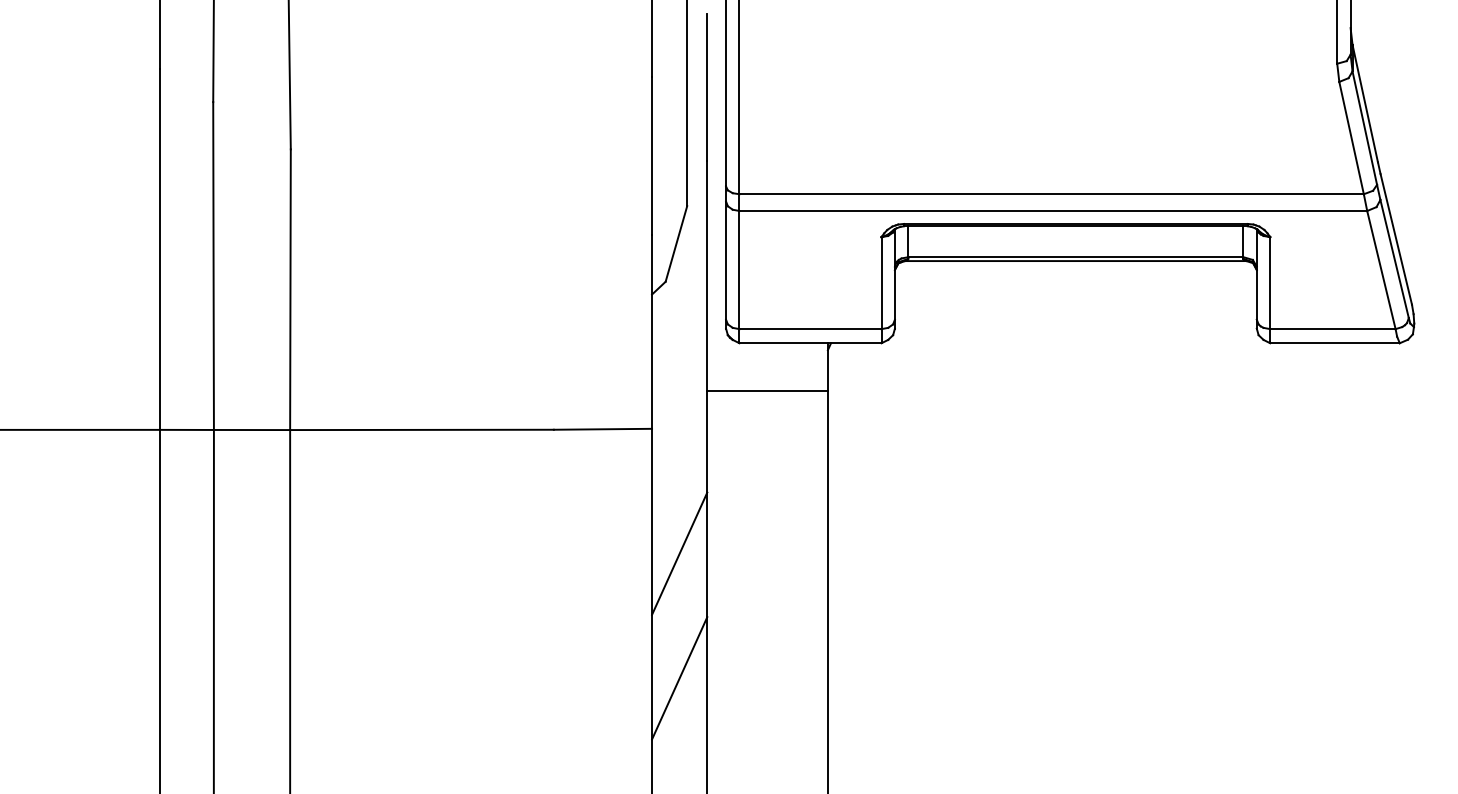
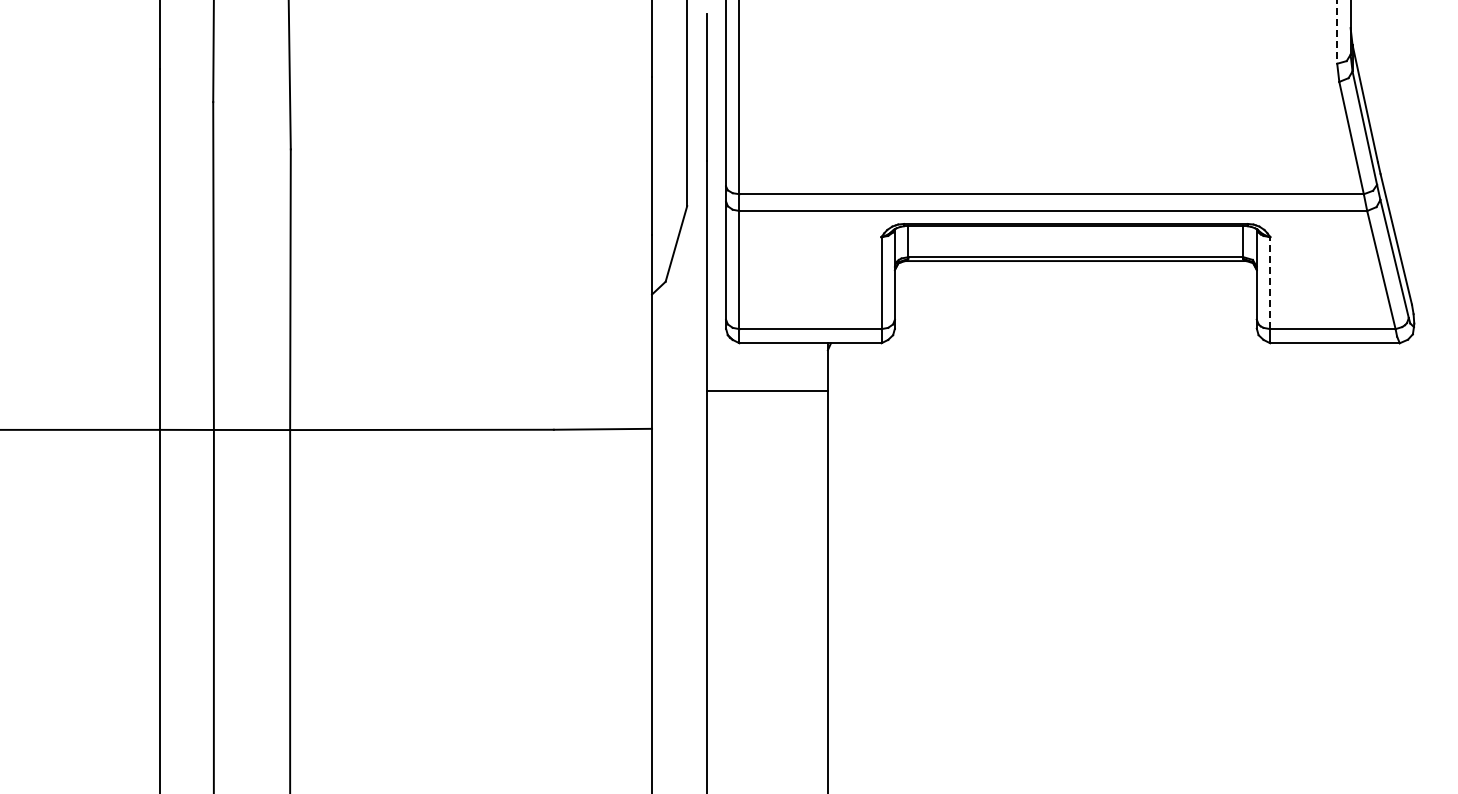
line: solid -> dashed (1337, 32)
line: solid -> dashed (1270, 283)
line: present -> none (679, 553)
line: present -> none (679, 678)
